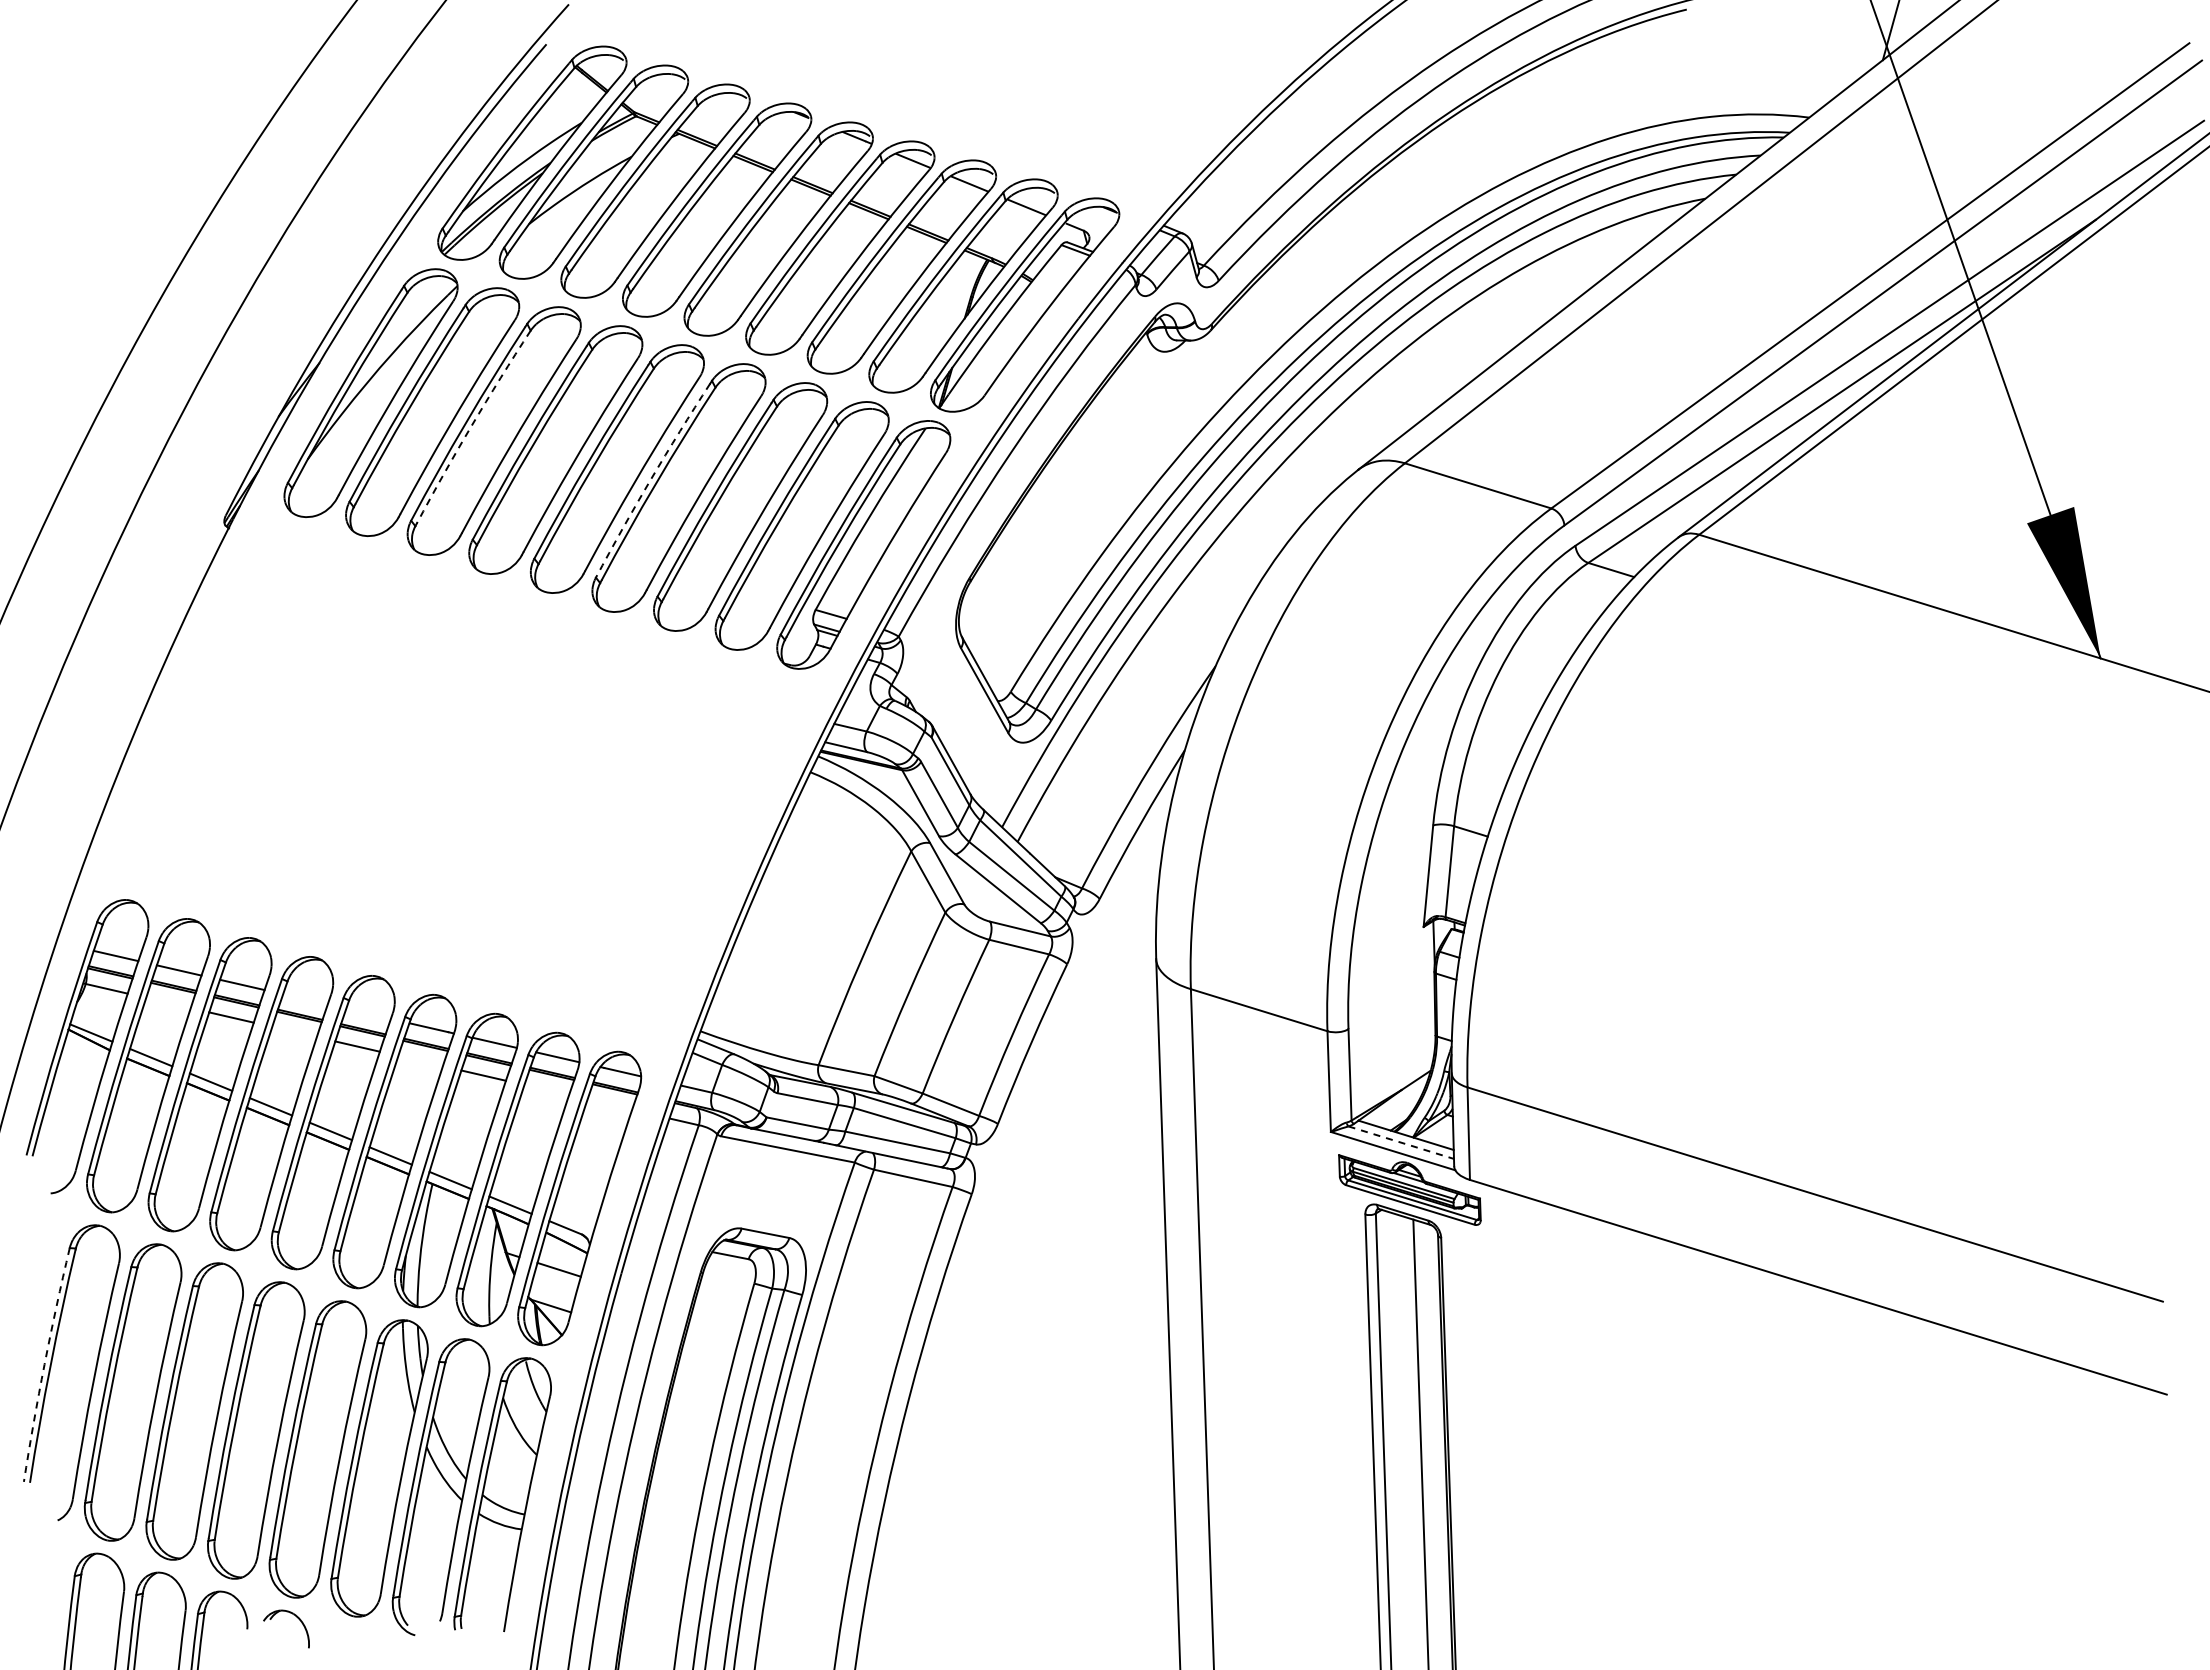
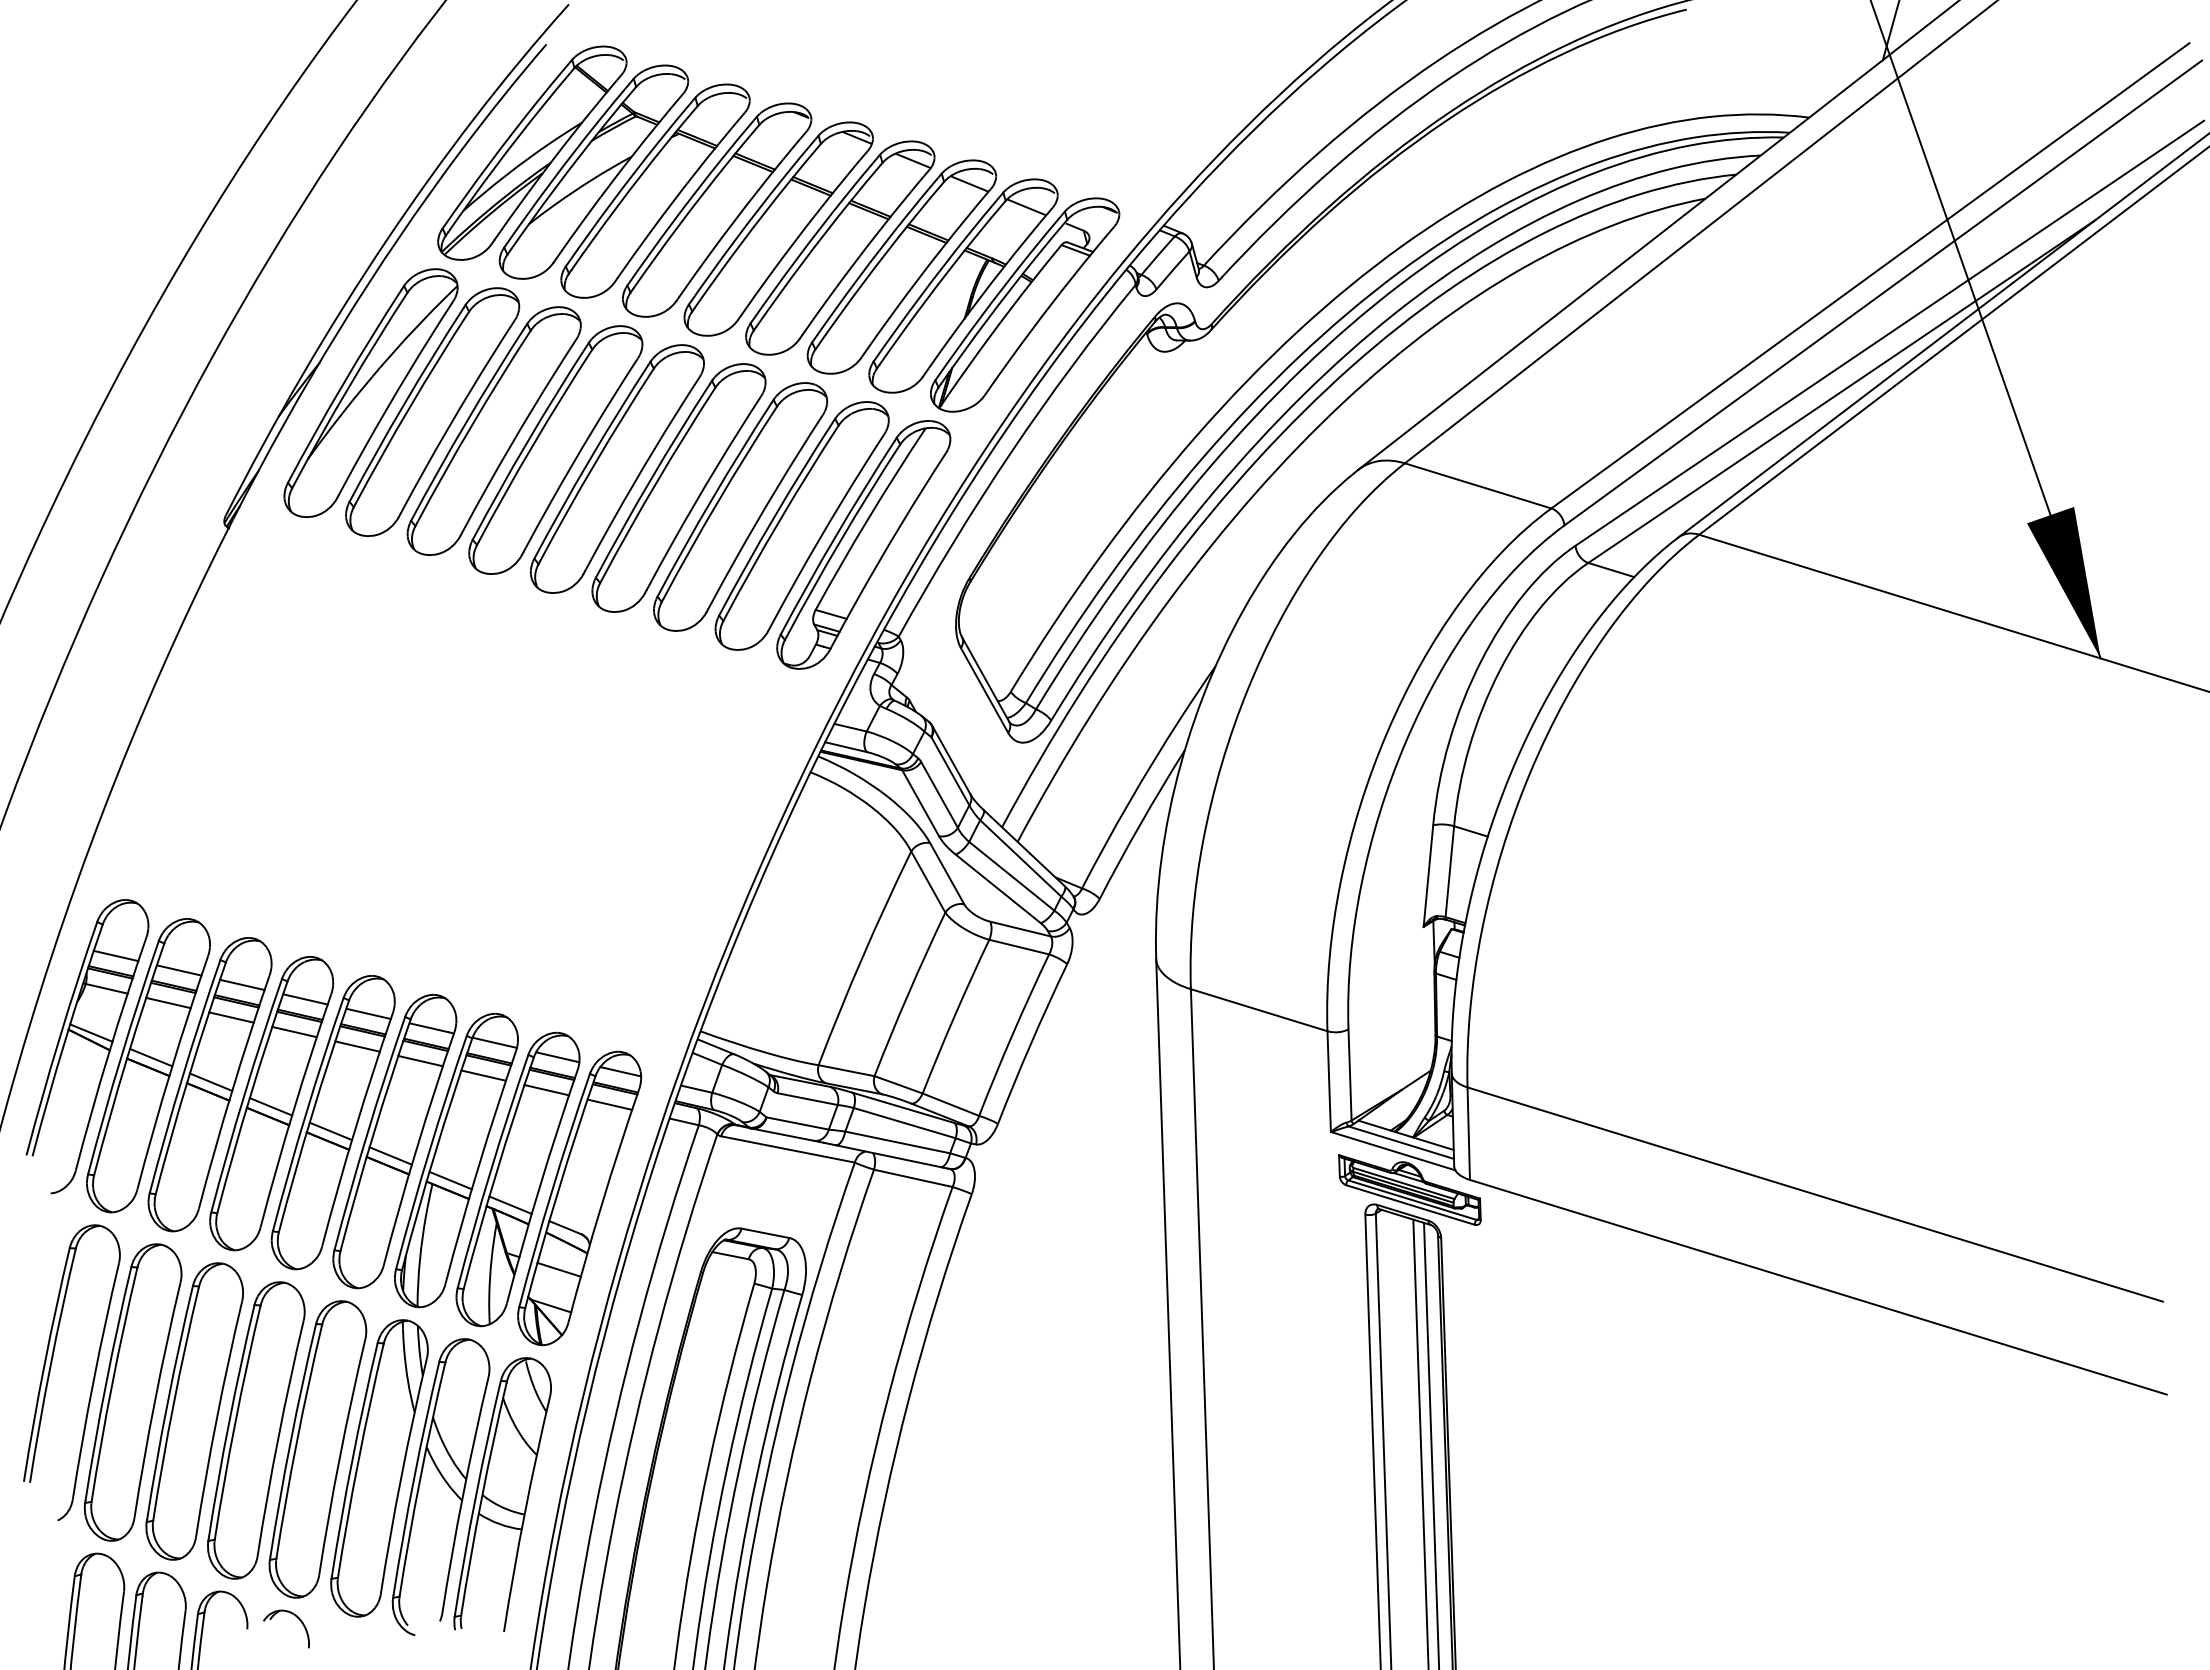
arc: dashed -> solid (471, 425)
arc: dashed -> solid (650, 479)
line: none -> present (305, 999)
line: none -> present (168, 1002)
line: none -> present (368, 1013)
line: none -> present (294, 1031)
line: none -> present (420, 1060)
line: none -> present (546, 1090)
line: none -> present (609, 1104)
line: dashed -> solid (1401, 1142)
arc: dashed -> solid (44, 1364)
line: none -> present (1431, 1444)
